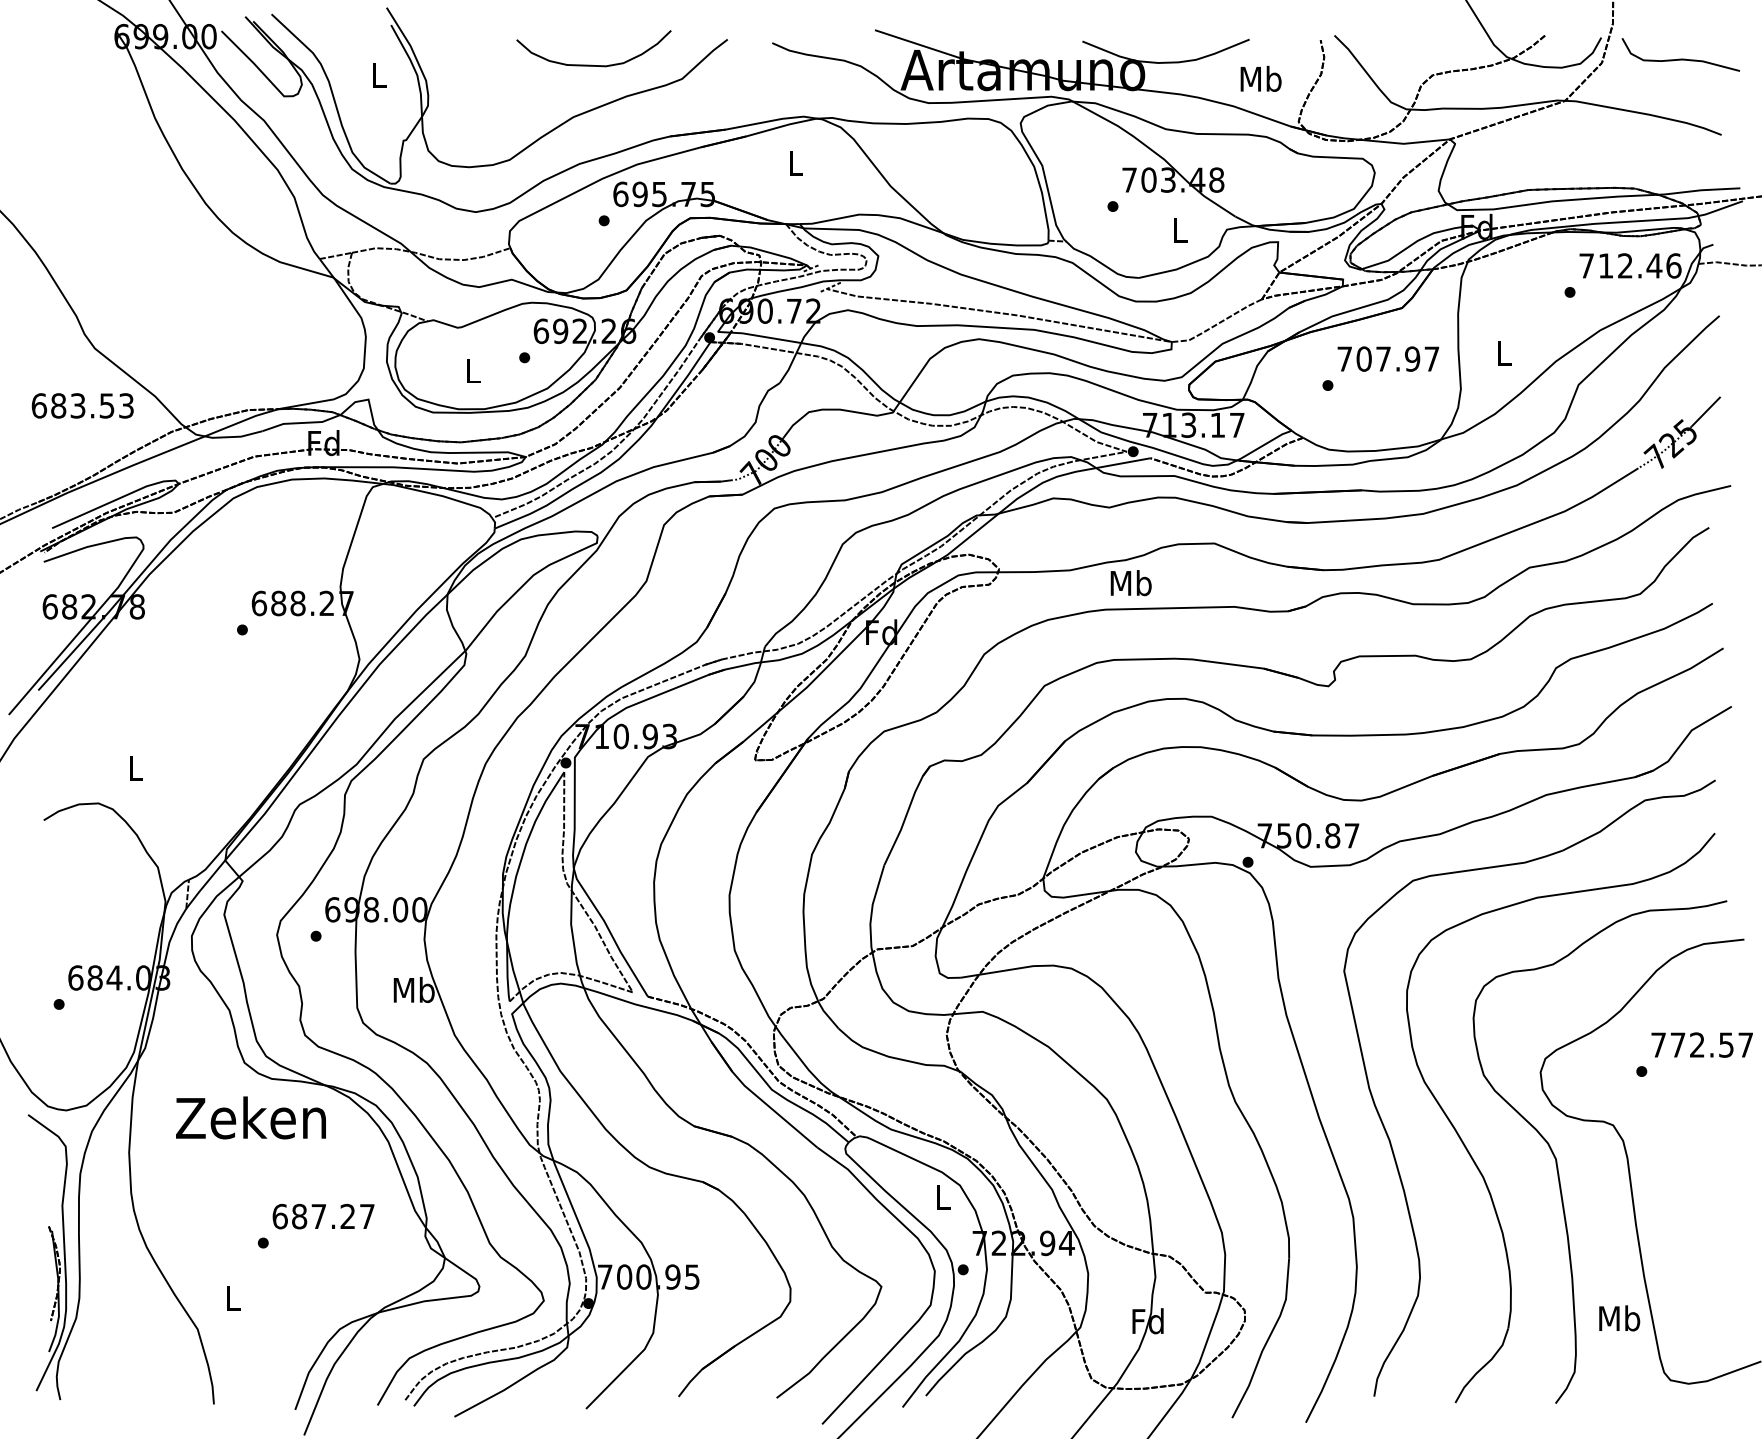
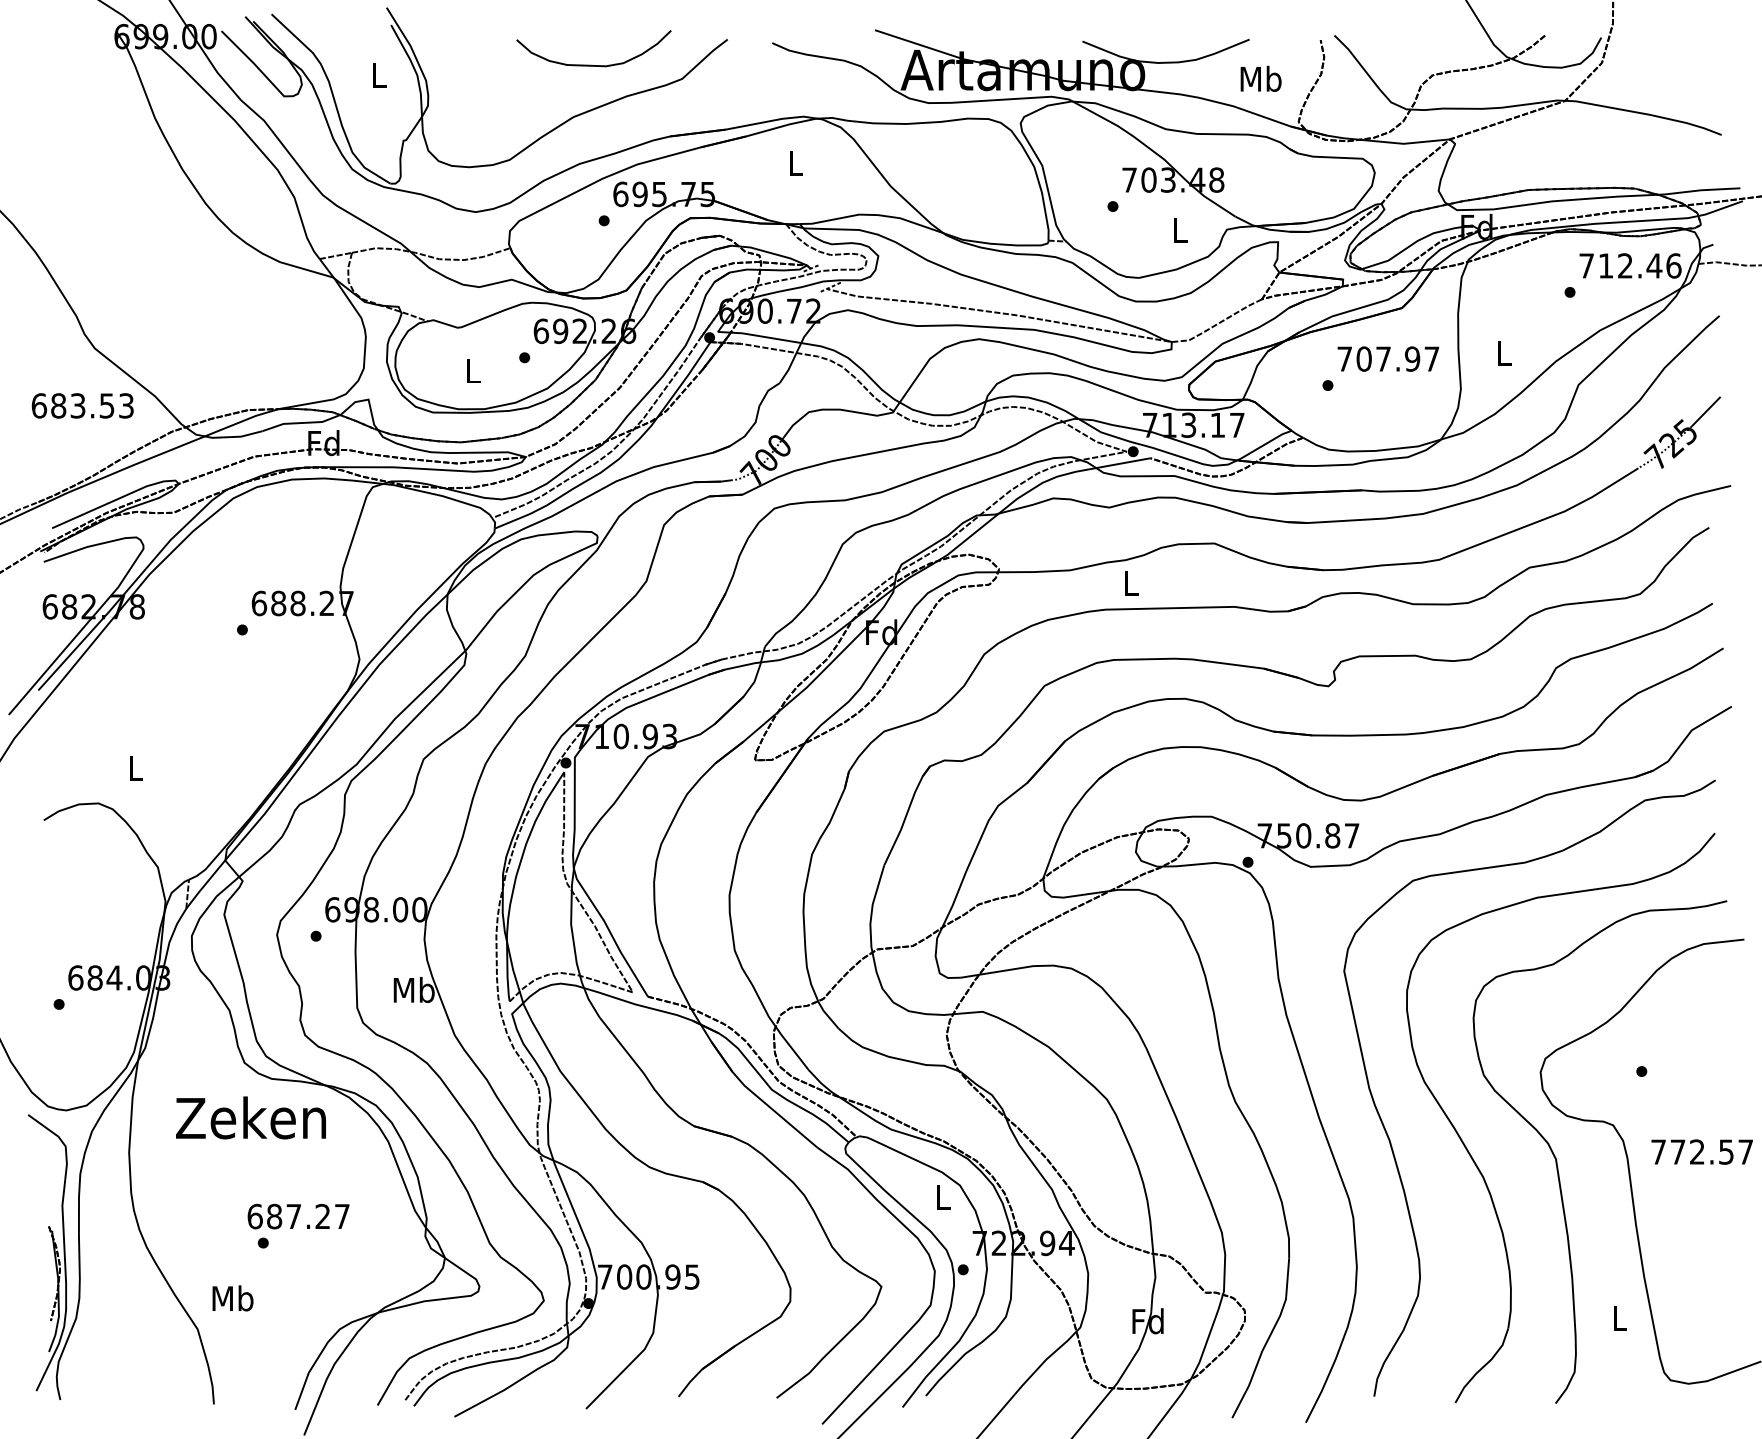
curve: present -> none (1680, 58)
text: Mb -> L (1130, 583)
text position: (1701, 1044) -> (1701, 1151) (1701, 1151)
text position: (323, 1216) -> (298, 1216) (298, 1216)
text: L -> Mb (232, 1298)
text: Mb -> L (1619, 1318)
